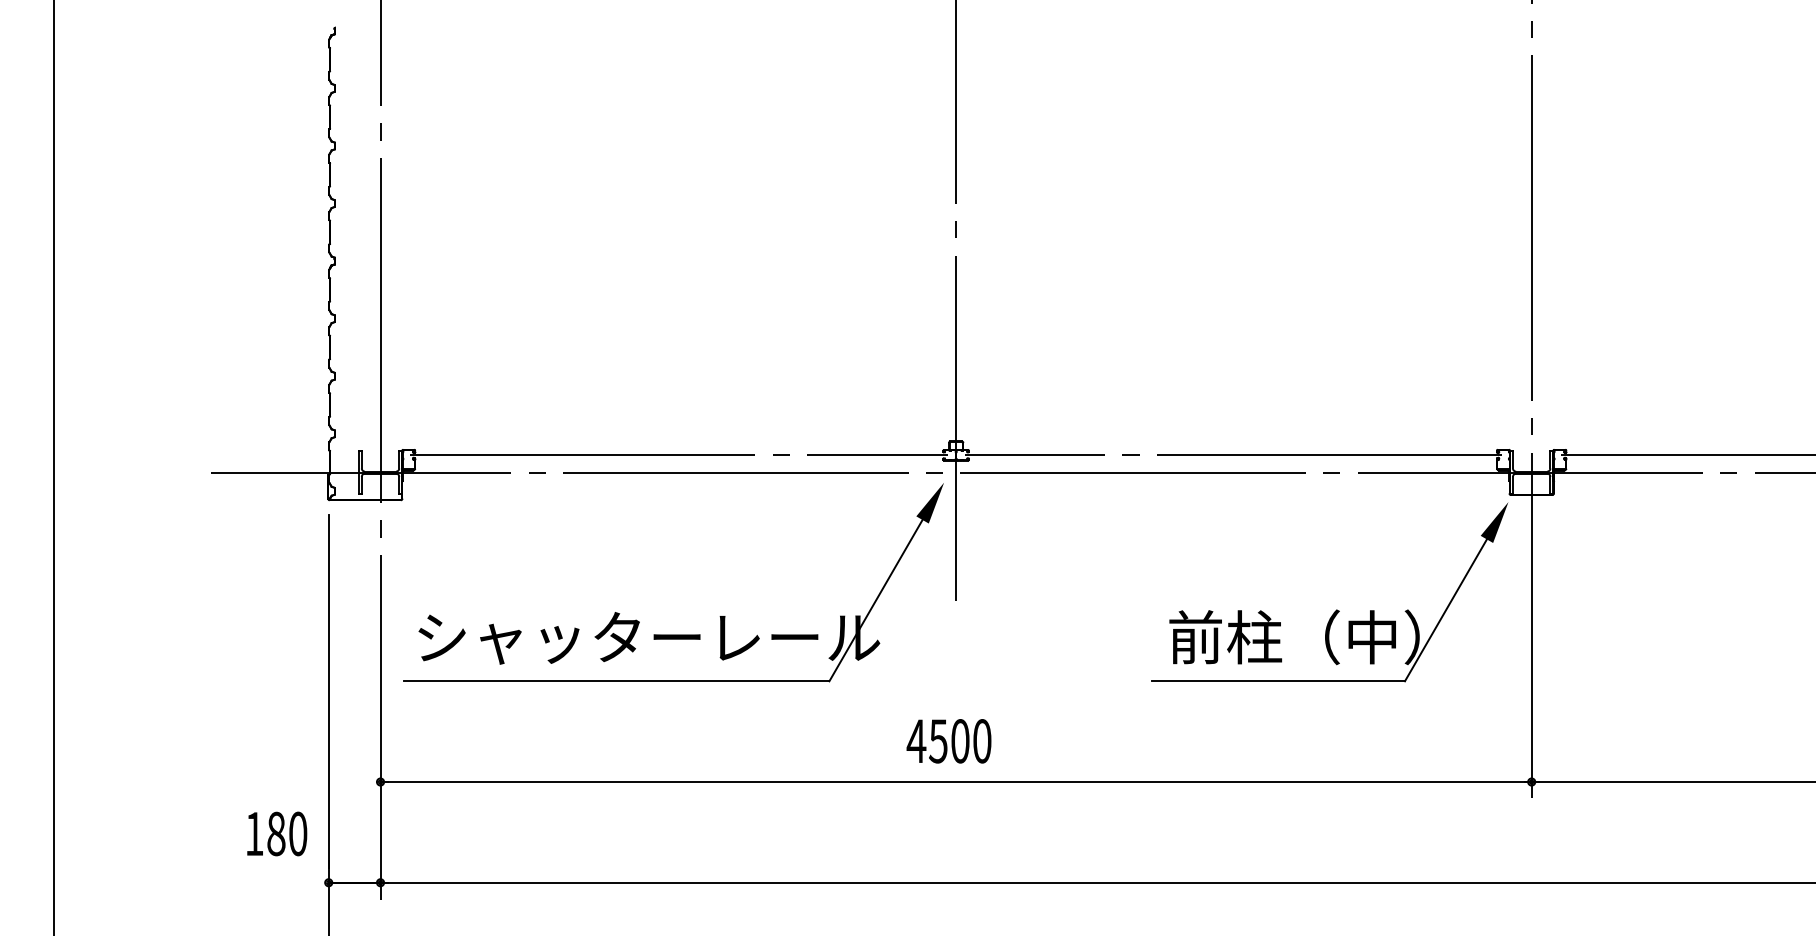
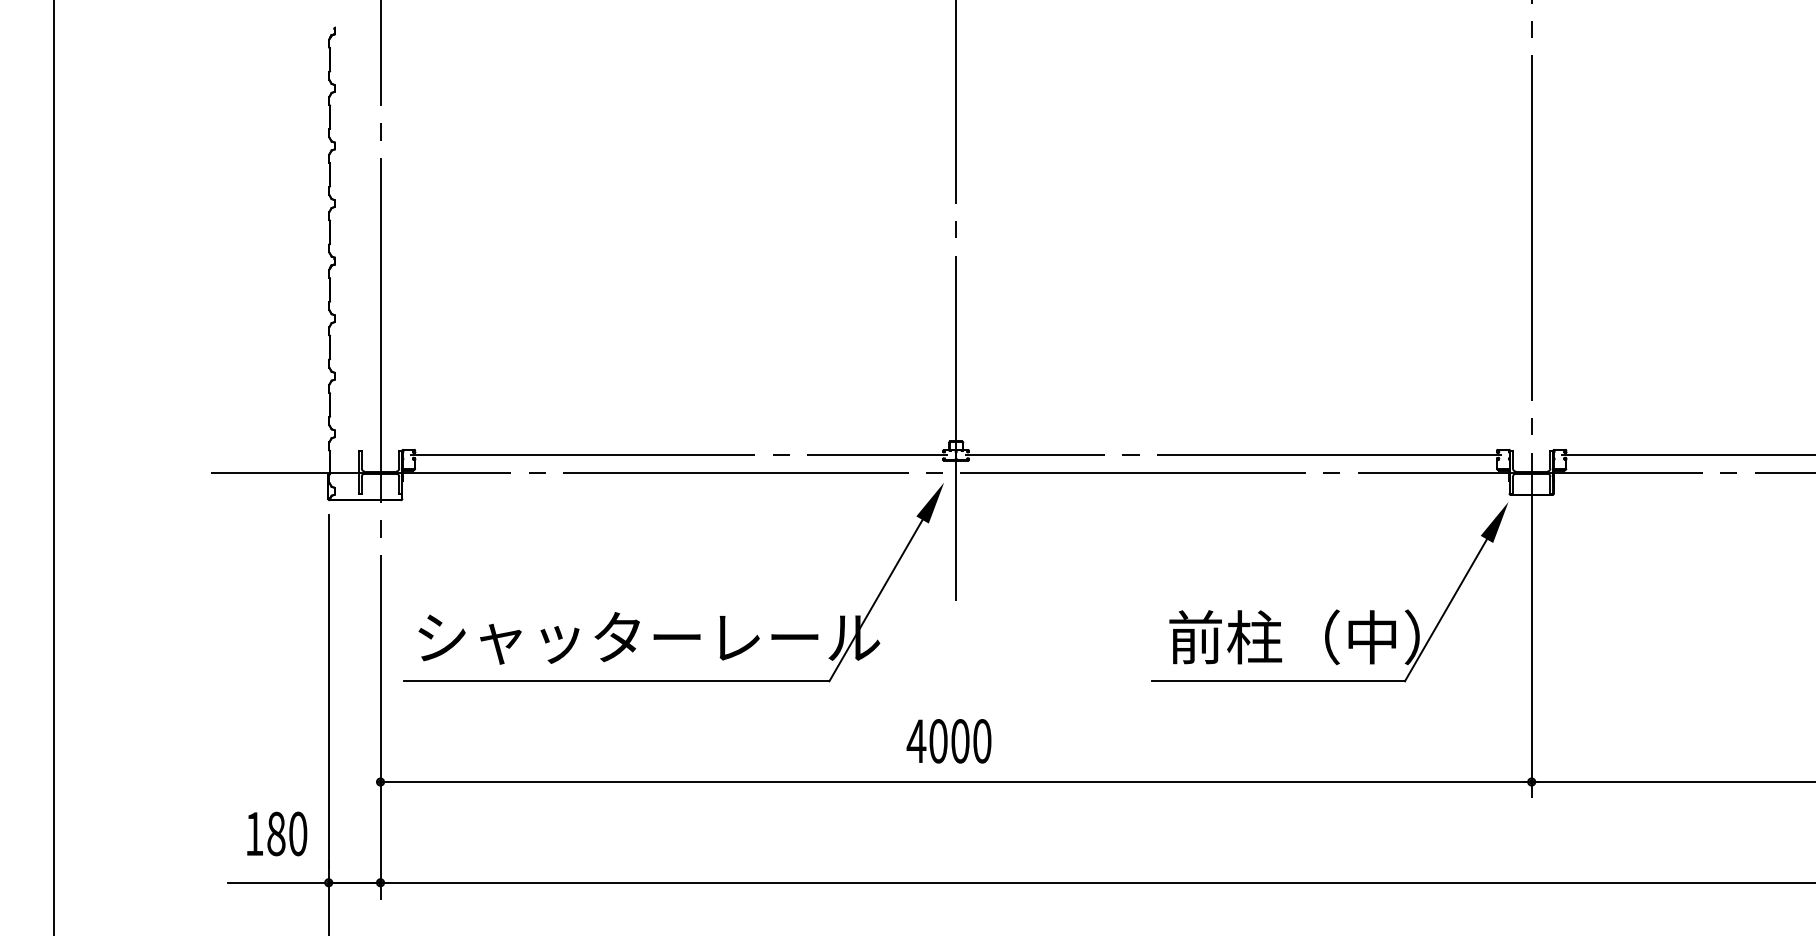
text: 4500 -> 4000 (938, 741)
line: none -> present (276, 882)
